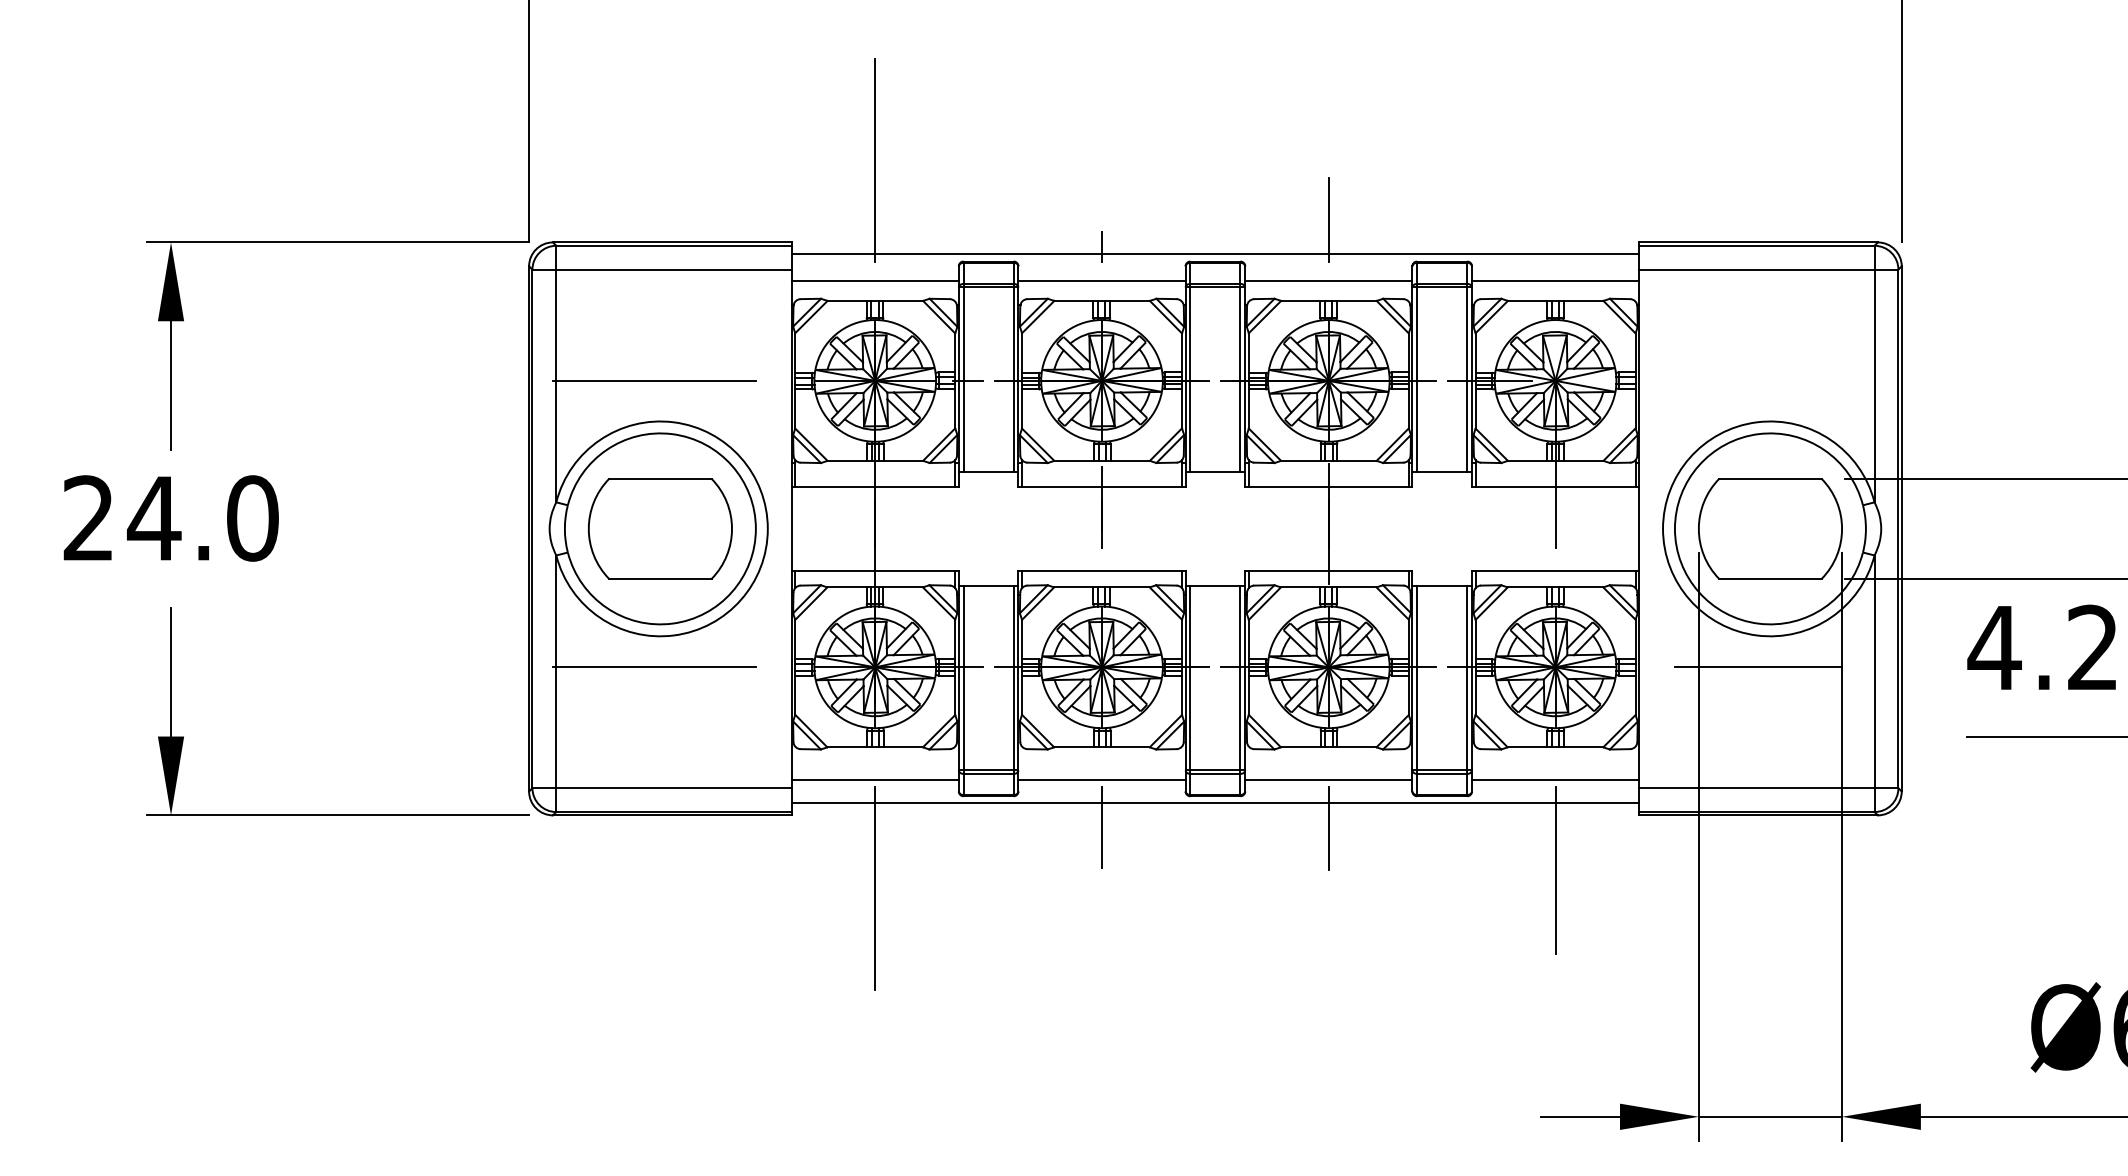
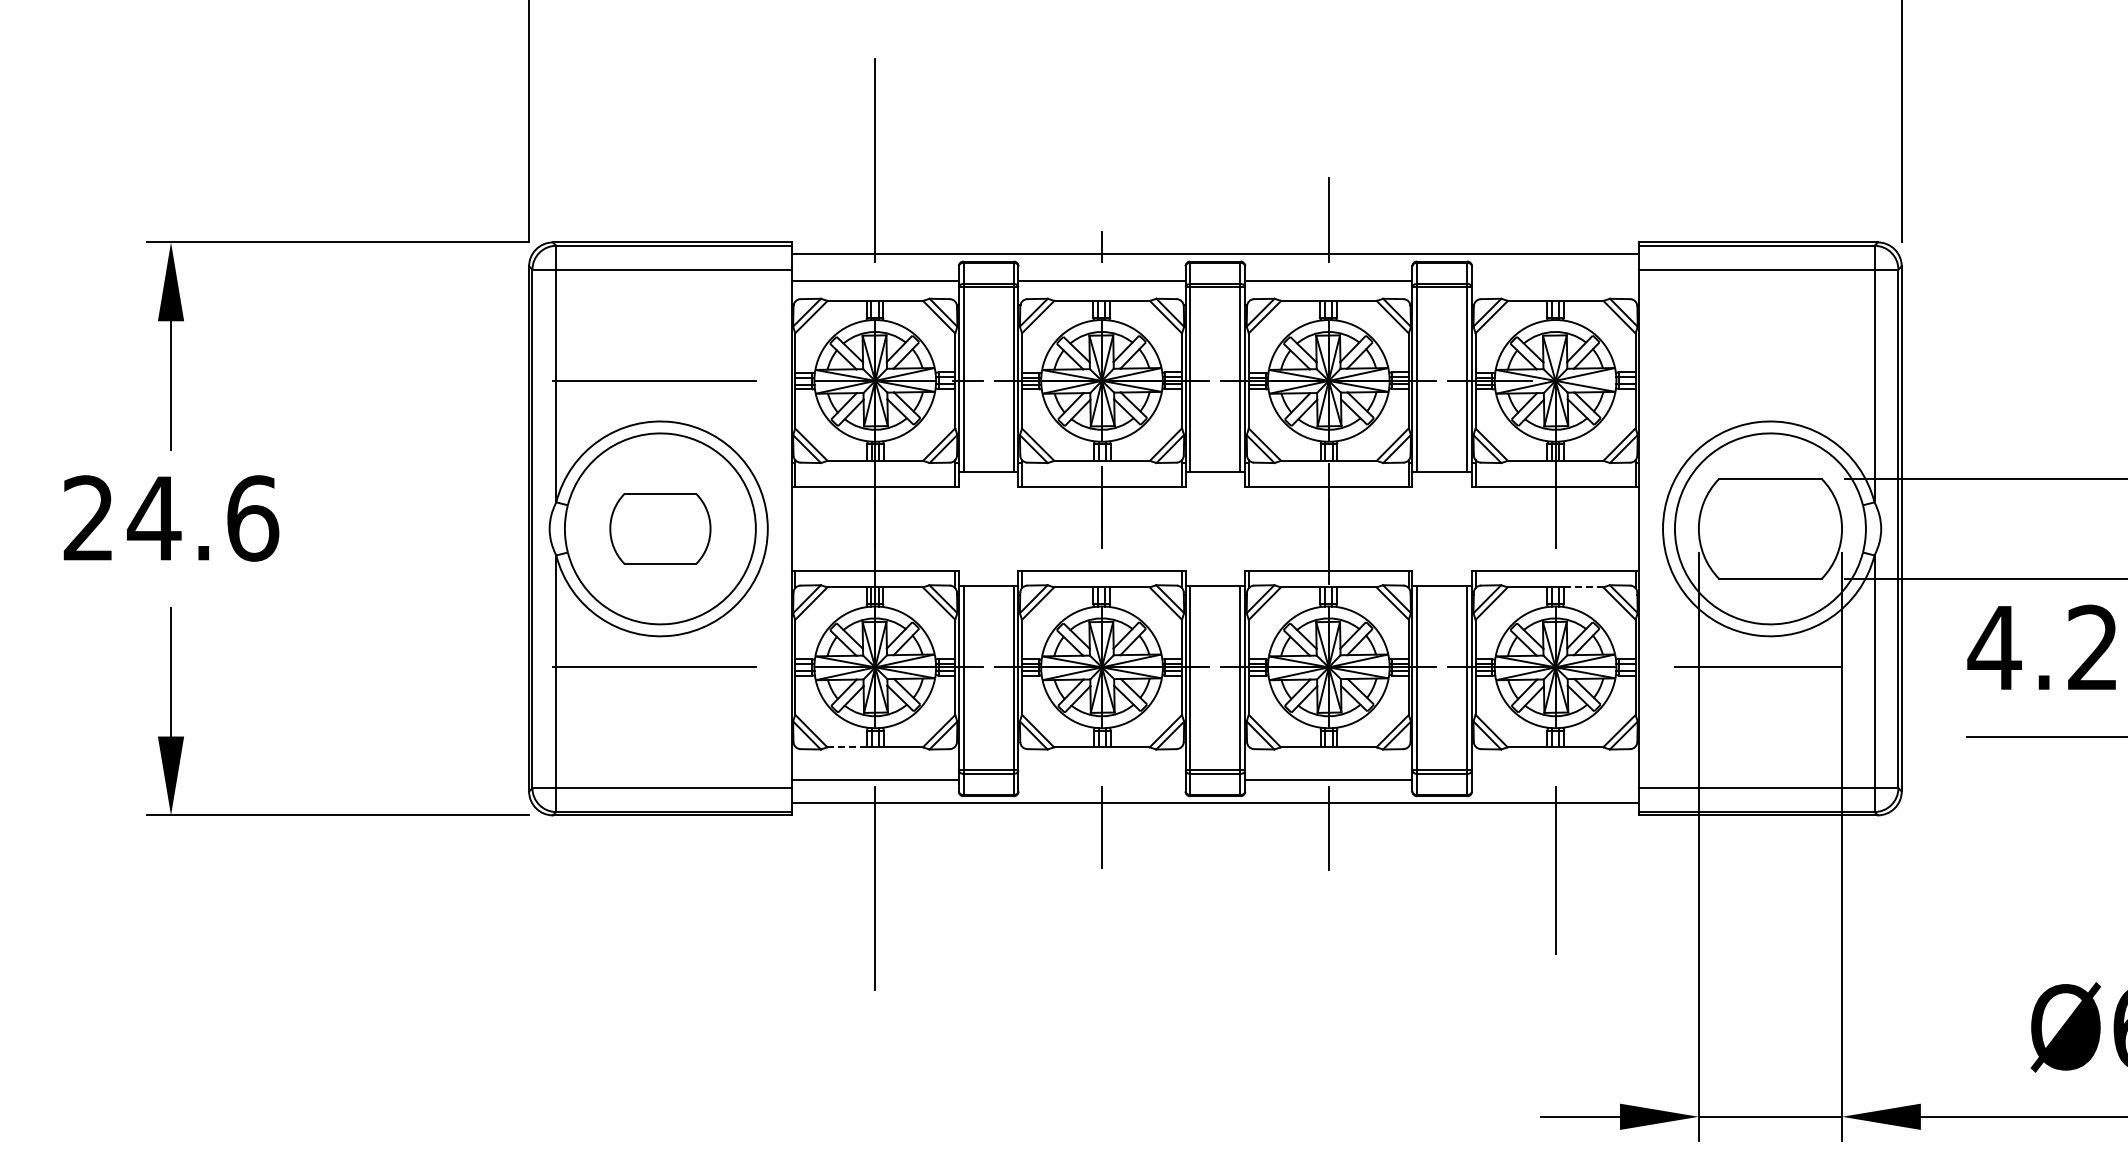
line: present -> none (1555, 280)
text: 24.0 -> 24.6 (253, 518)
part size: 145x102 px -> 103x72 px (660, 528)
line: solid -> dashed (1583, 587)
line: solid -> dashed (847, 747)
line: present -> none (1101, 779)
line: present -> none (1555, 779)
